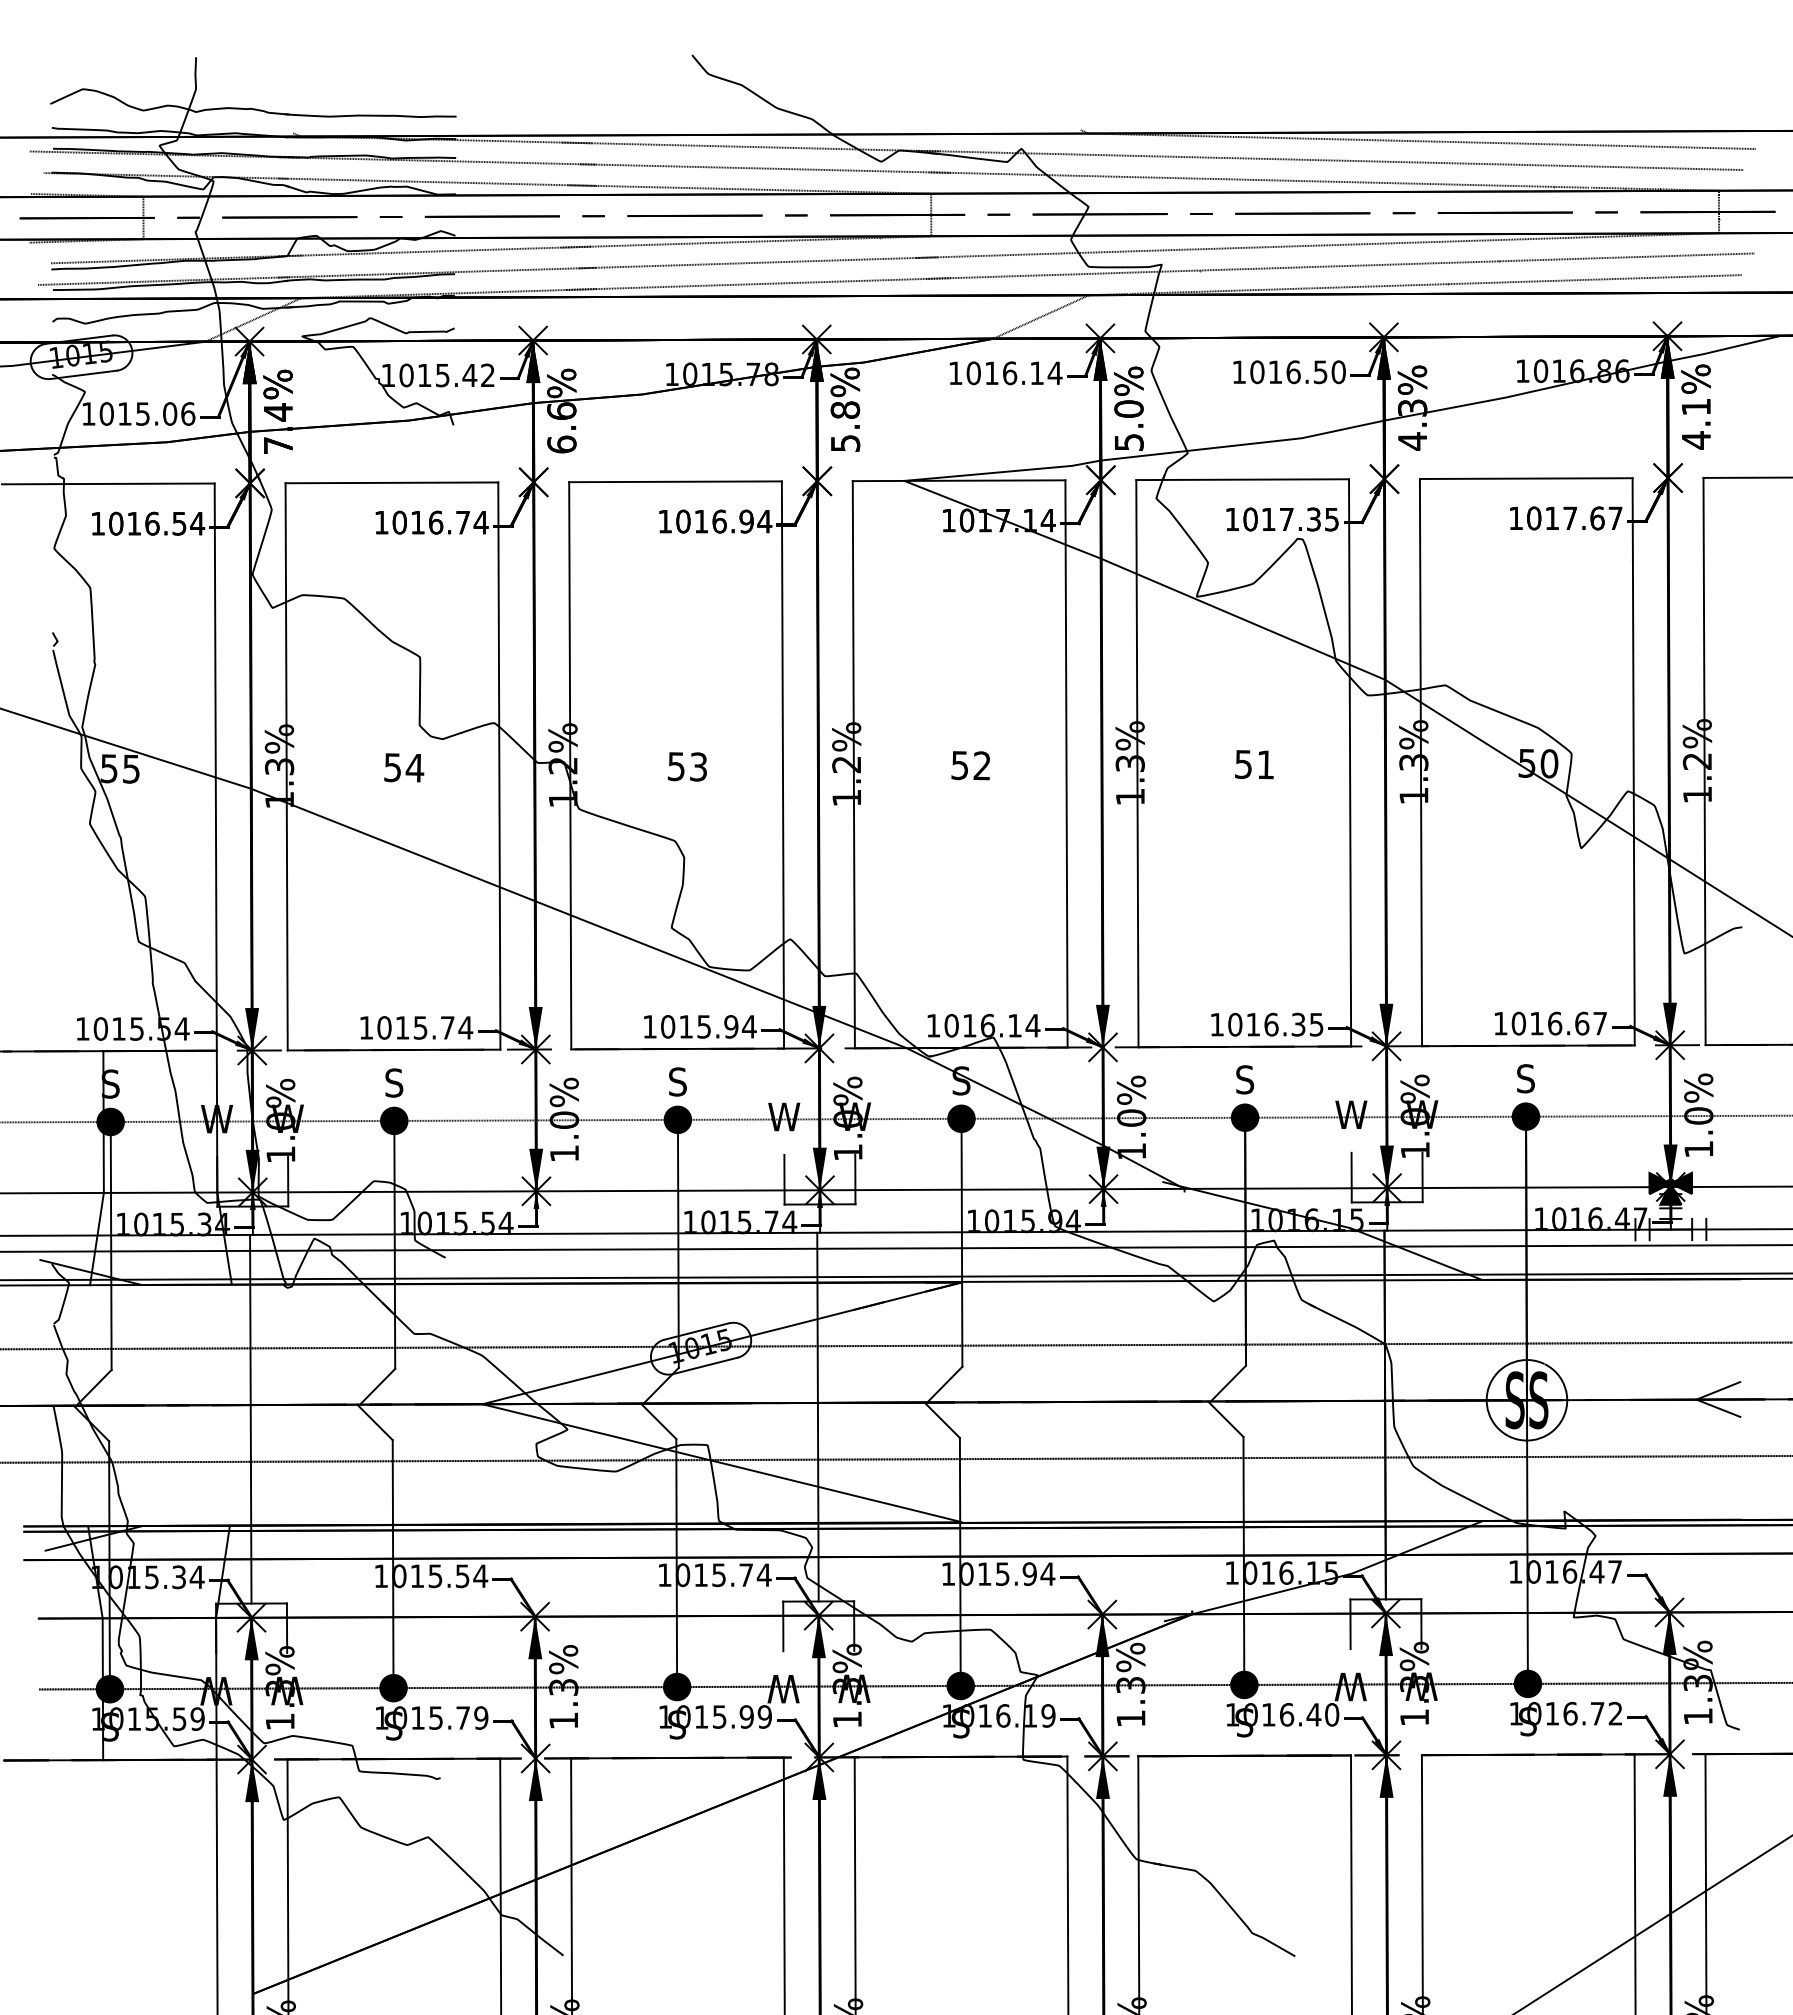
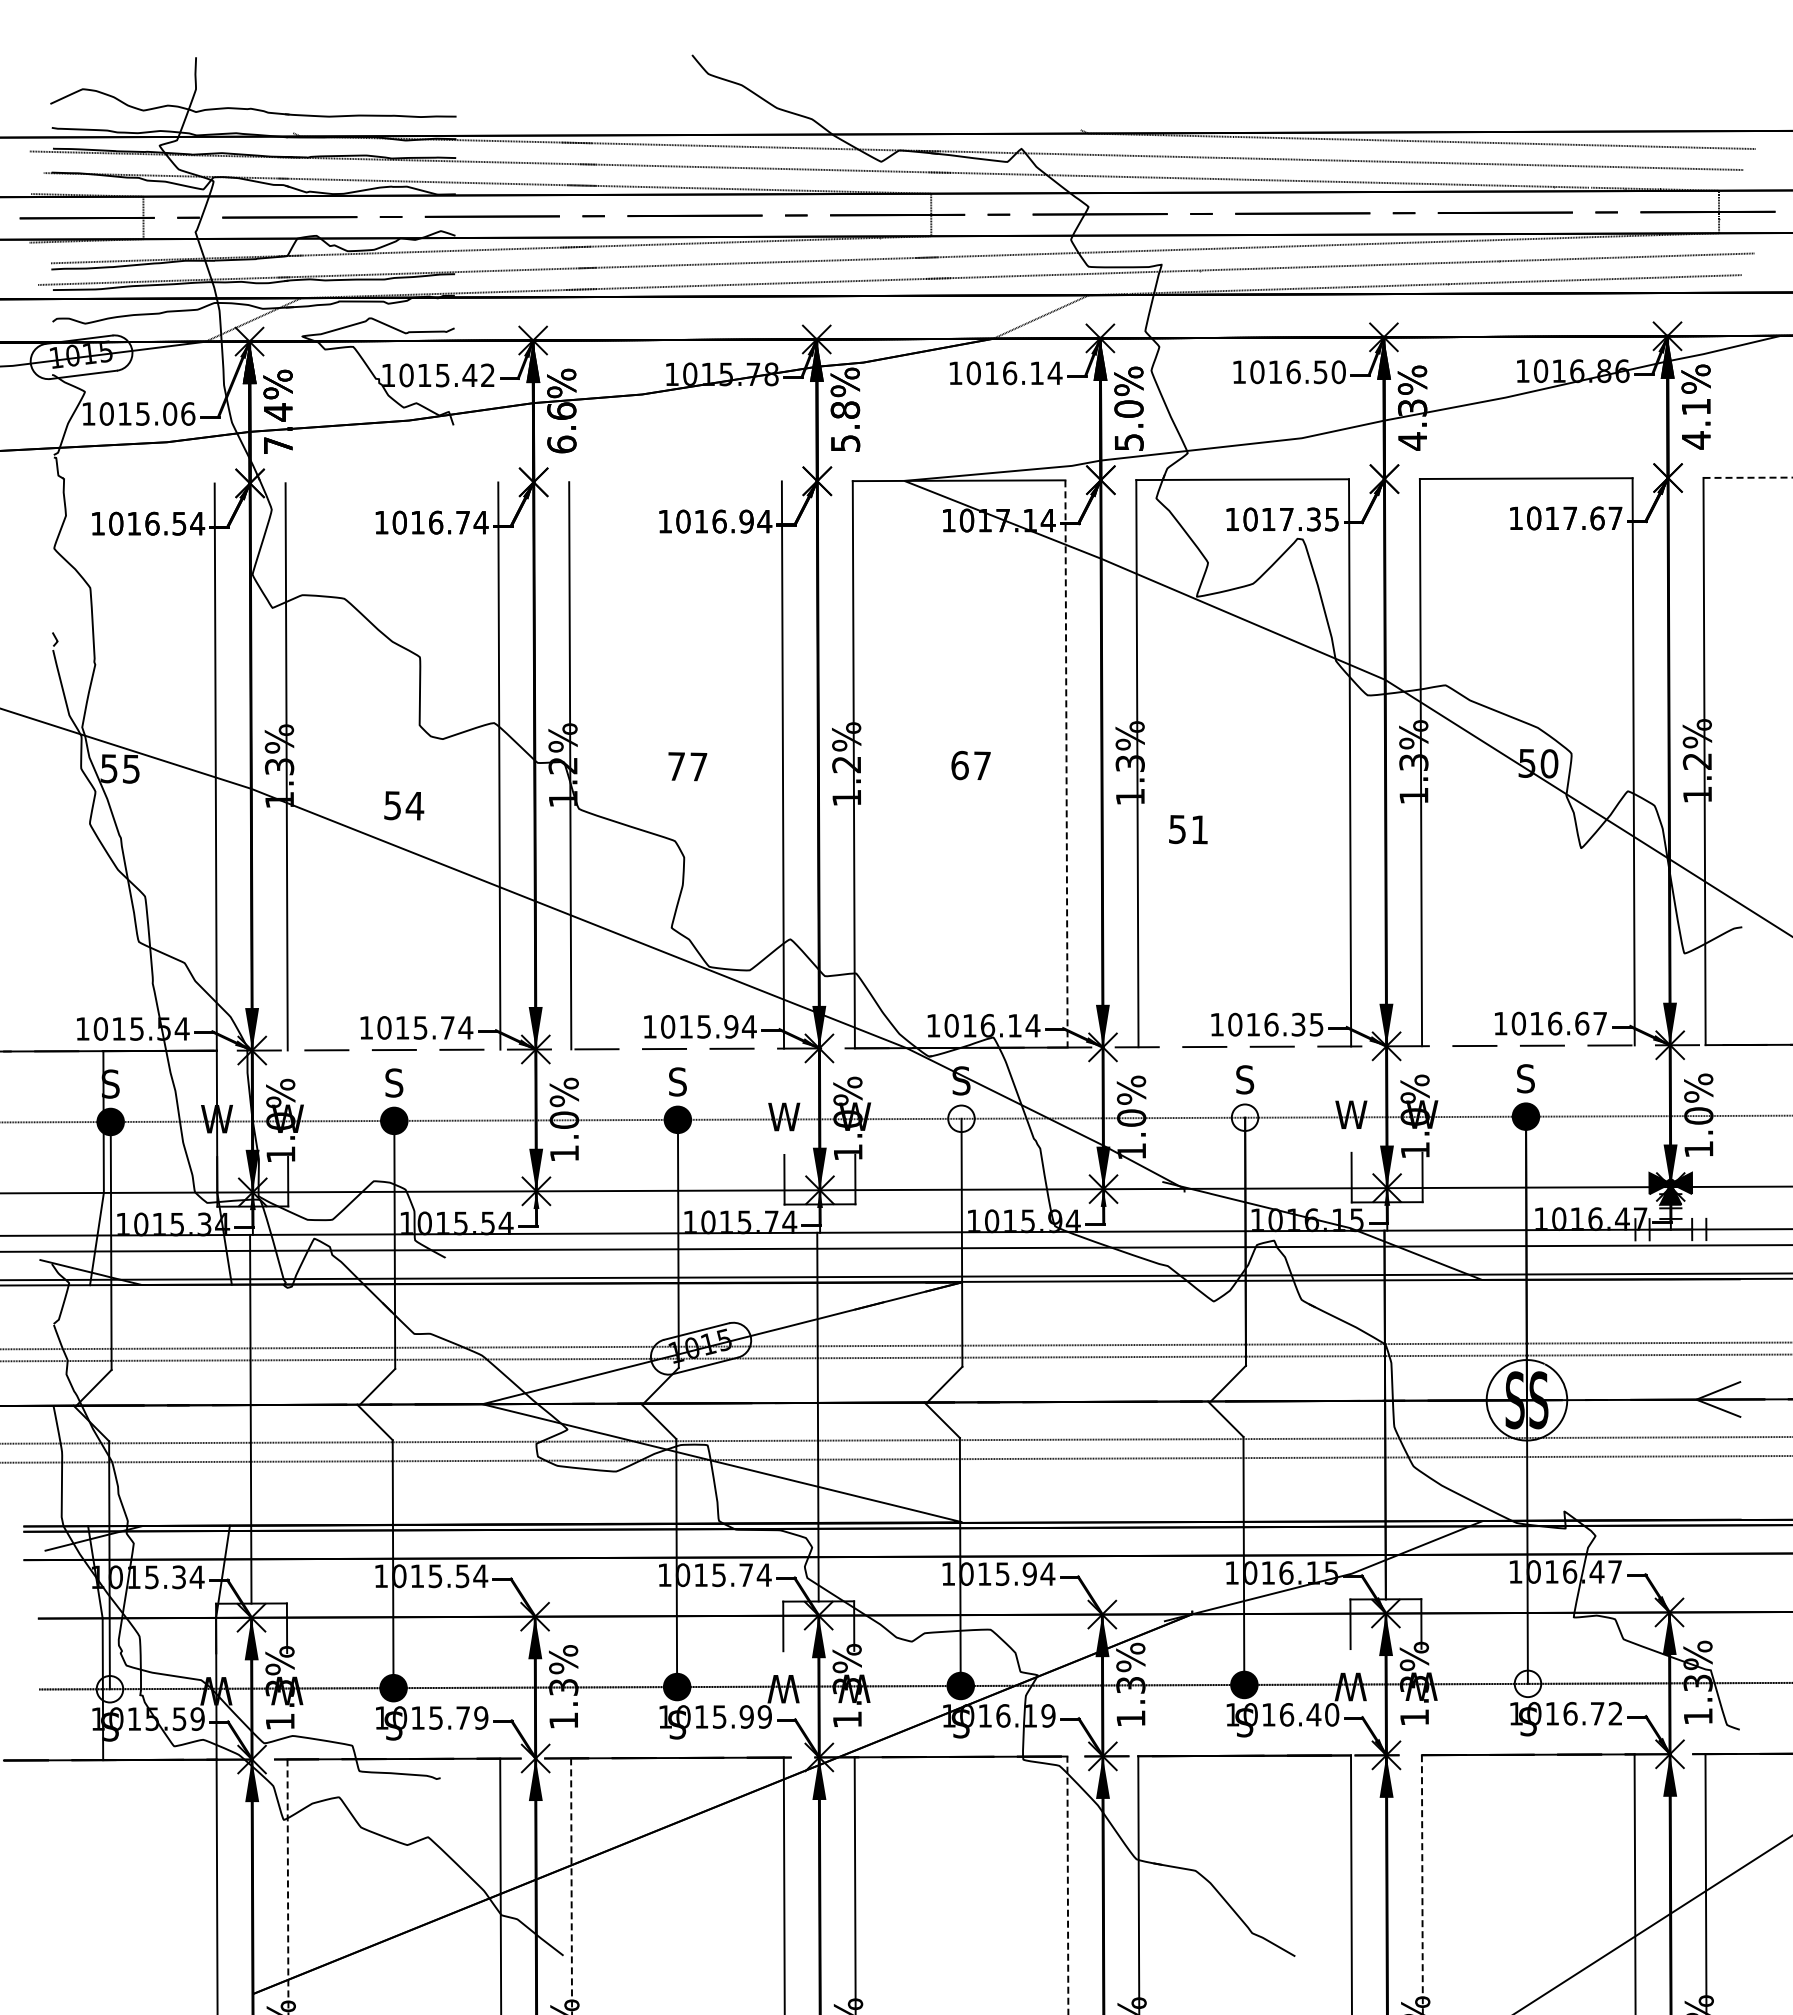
line: solid -> dashed (1748, 477)
line: present -> none (675, 481)
line: present -> none (391, 482)
line: present -> none (108, 483)
line: solid -> dashed (1066, 763)
text position: (1254, 764) -> (1188, 829) (1188, 829)
text: 52 -> 67 (970, 765)
text: 53 -> 77 (687, 766)
text position: (404, 767) -> (404, 805) (404, 805)
line: present -> none (1528, 1045)
line: present -> none (1244, 1046)
line: present -> none (677, 1048)
line: present -> none (393, 1049)
fill: present -> none (1244, 1117)
fill: present -> none (961, 1118)
line position: (895, 1345) -> (895, 1357) (895, 1357)
line position: (895, 1459) -> (895, 1440) (895, 1440)
fill: present -> none (1527, 1683)
fill: present -> none (109, 1688)
line: solid -> dashed (1067, 1885)
line: solid -> dashed (1422, 1885)
line: solid -> dashed (571, 1886)
line: solid -> dashed (287, 1887)
